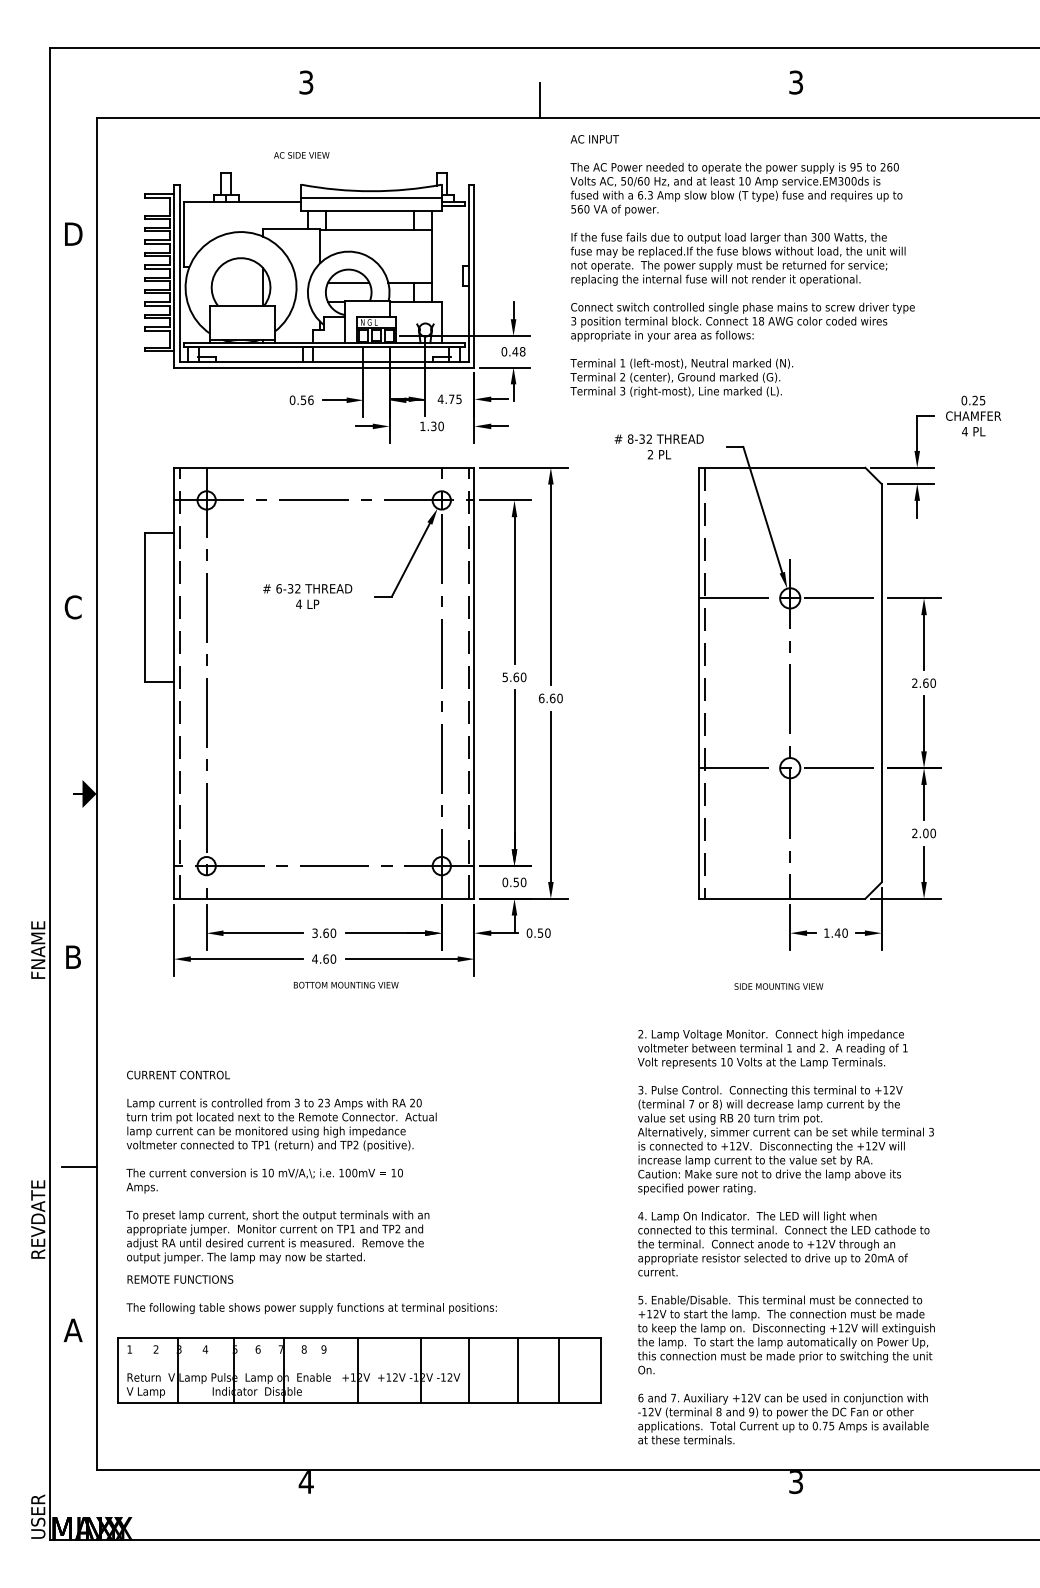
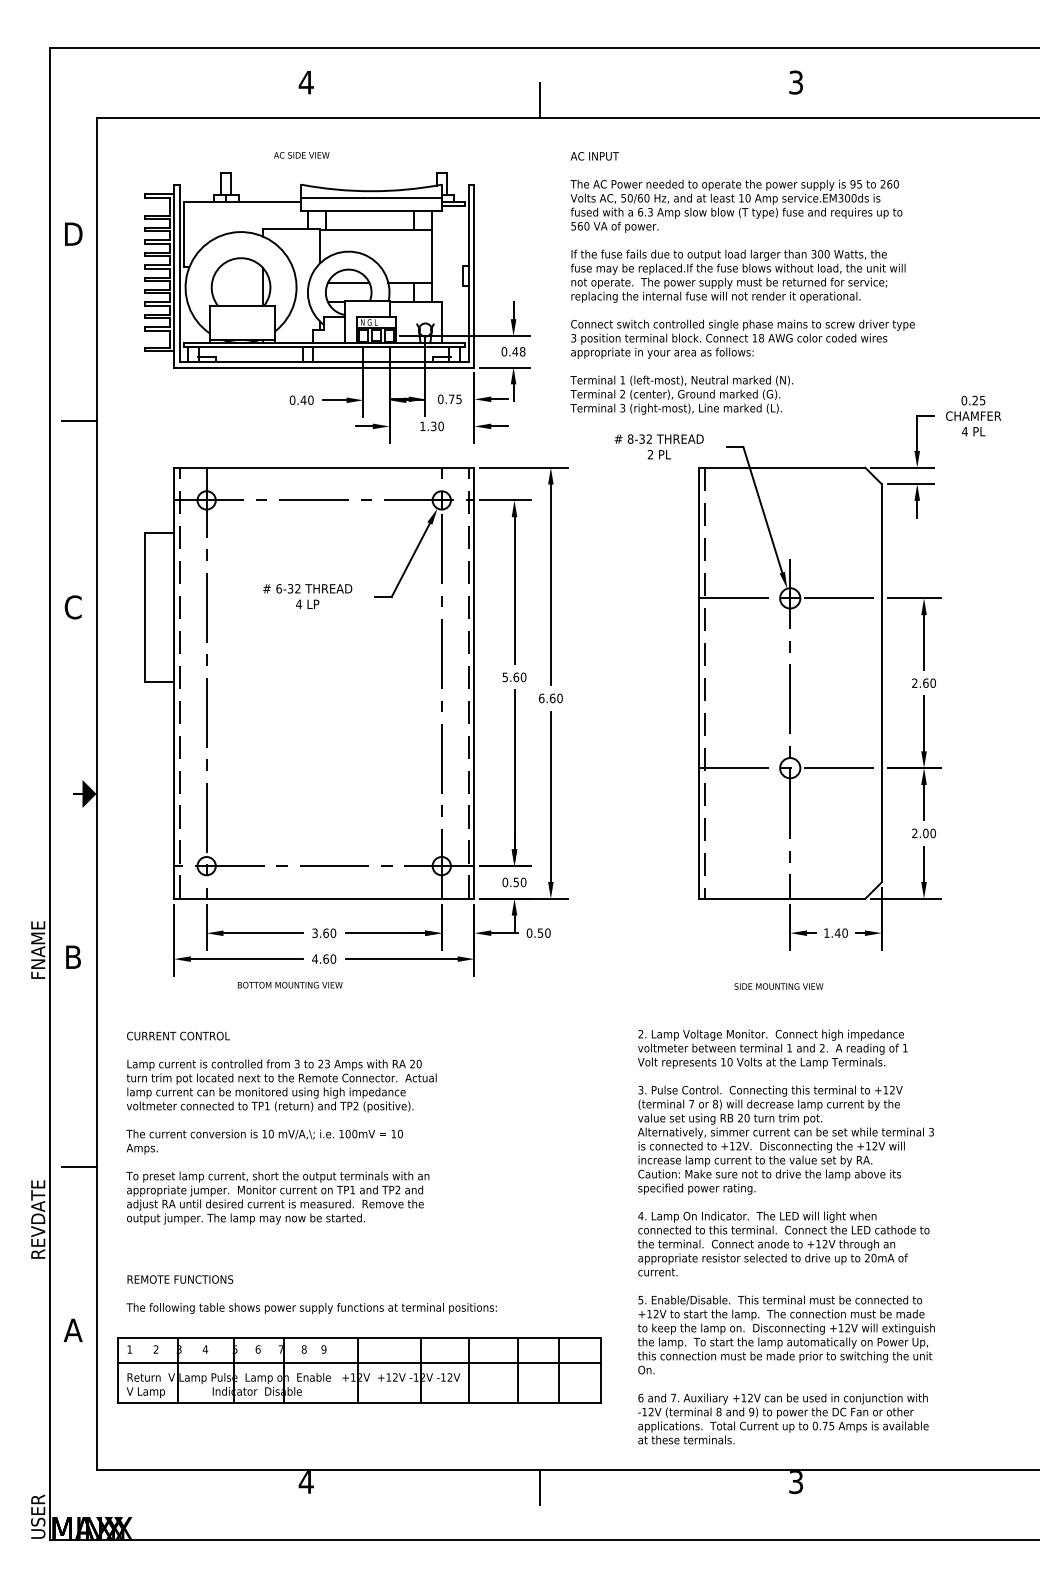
text: 3 -> 4 (305, 82)
text position: (742, 266) -> (742, 283) (742, 283)
text: 0.56 -> 0.40 (306, 399)
text: 4.75 -> 0.75 (440, 399)
line: none -> present (78, 420)
text position: (346, 984) -> (290, 984) (290, 984)
text position: (281, 1166) -> (281, 1127) (281, 1127)
line: none -> present (359, 1363)
line: none -> present (539, 1487)
